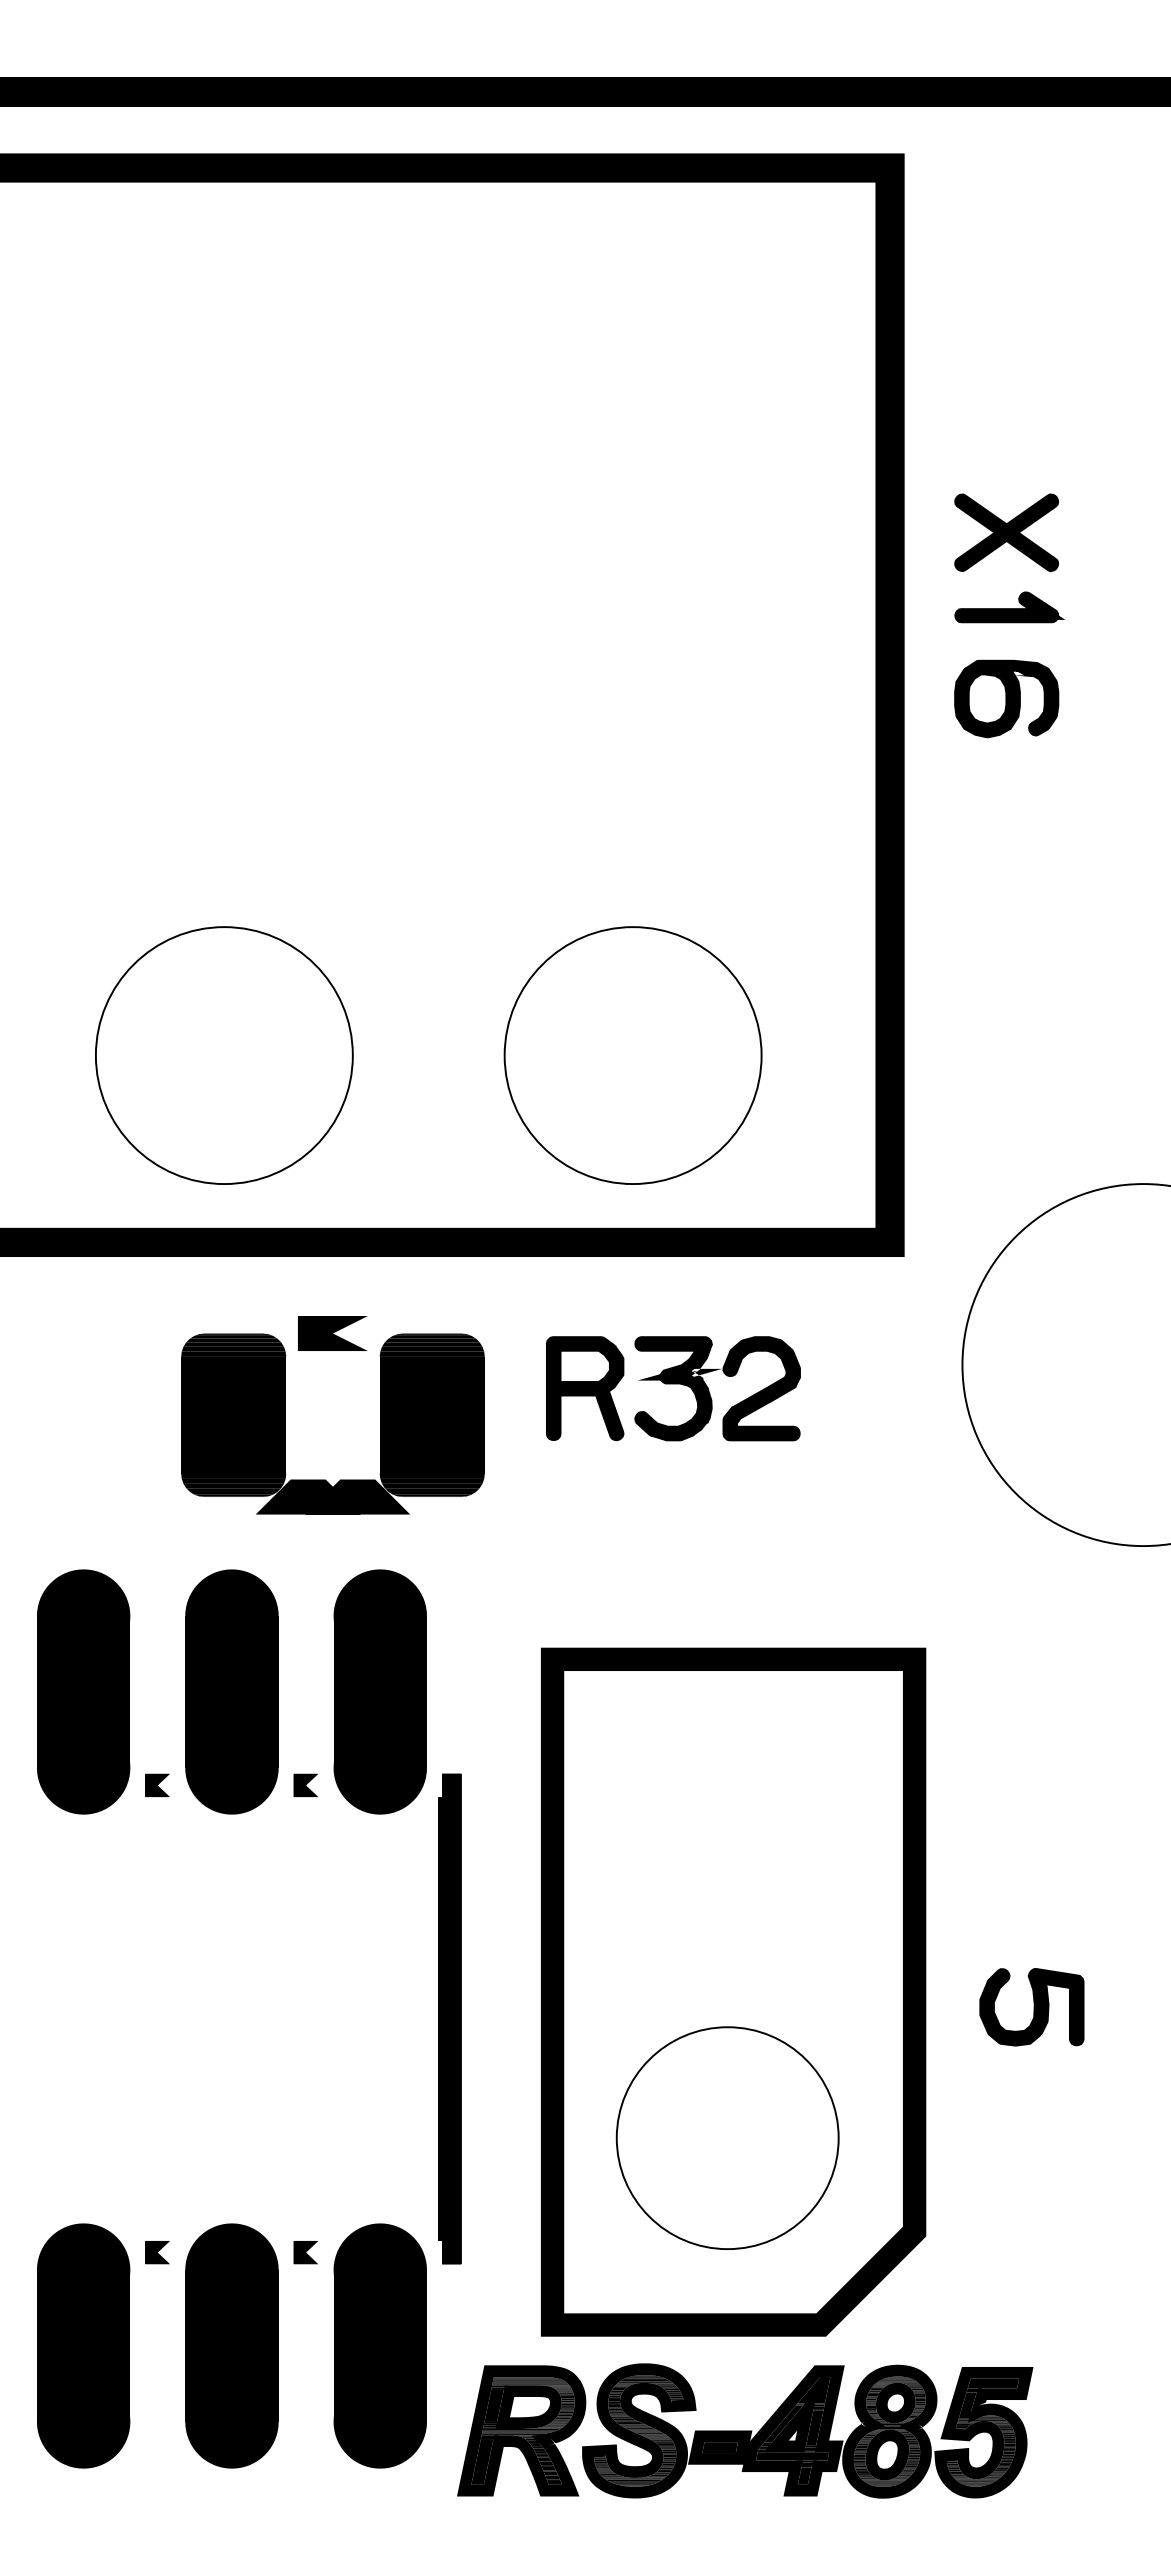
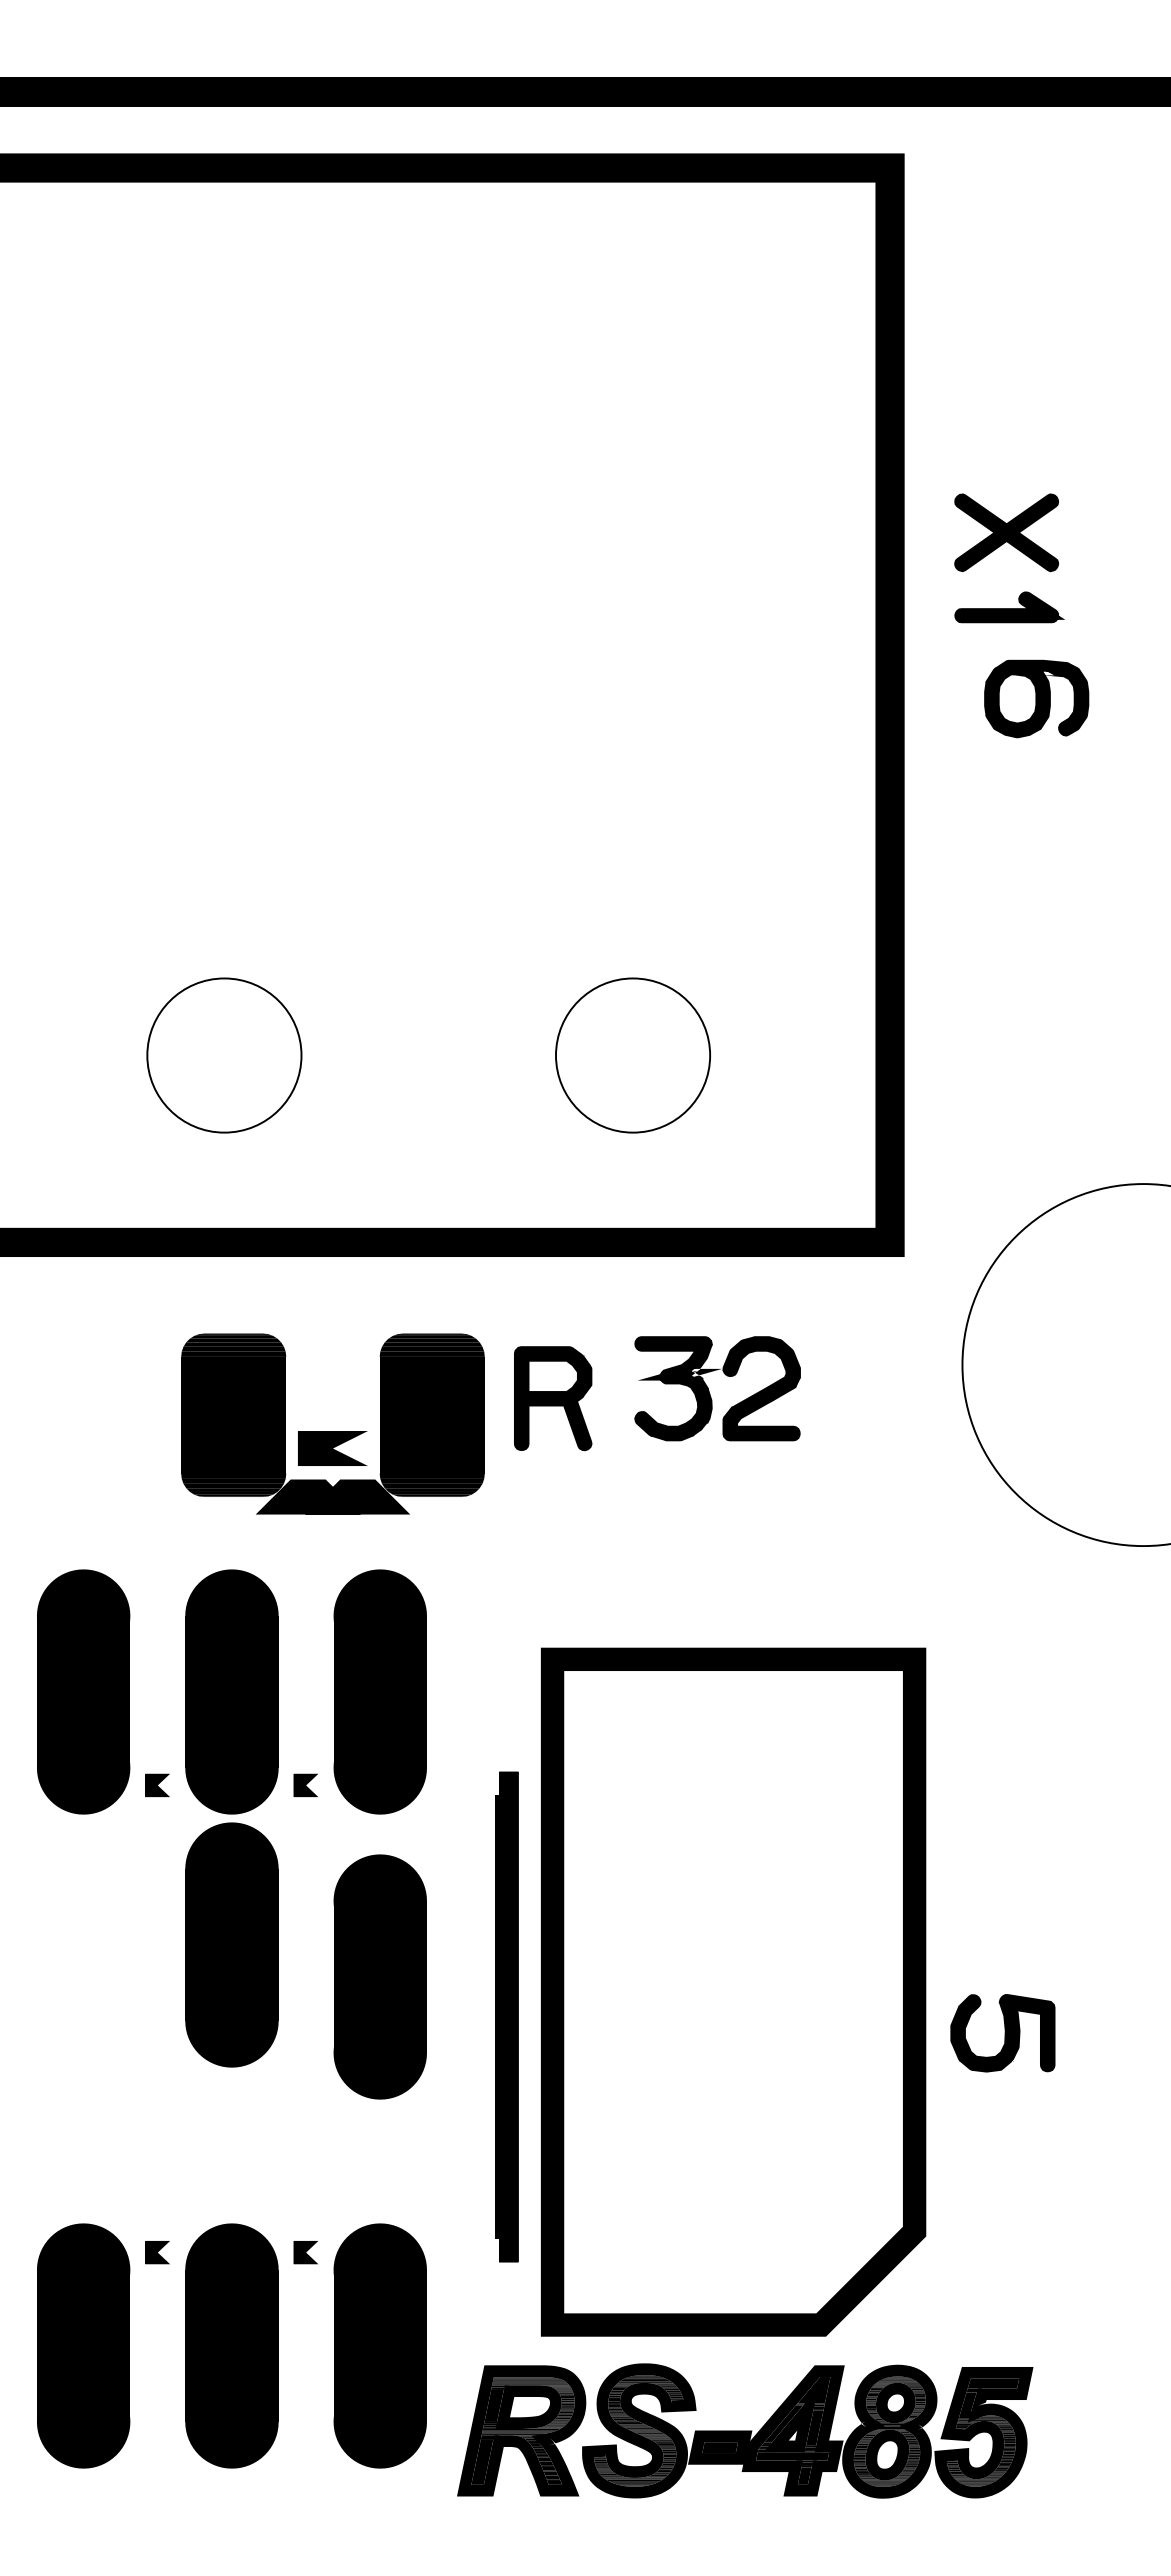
part position: (1006, 698) -> (1036, 698) (1036, 698)
part size: 259x259 px -> 157x157 px (224, 1055)
part size: 260x259 px -> 156x157 px (632, 1055)
part position: (332, 1333) -> (332, 1448) (332, 1448)
part position: (585, 1388) -> (553, 1398) (553, 1398)
part: none -> present (231, 1944)
part: none -> present (379, 1976)
part position: (1031, 2007) -> (1002, 2033) (1002, 2033)
part position: (449, 2018) -> (506, 2016) (506, 2016)
part: present -> none (727, 2137)
